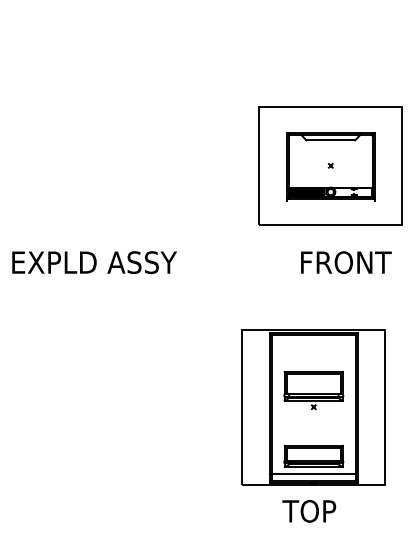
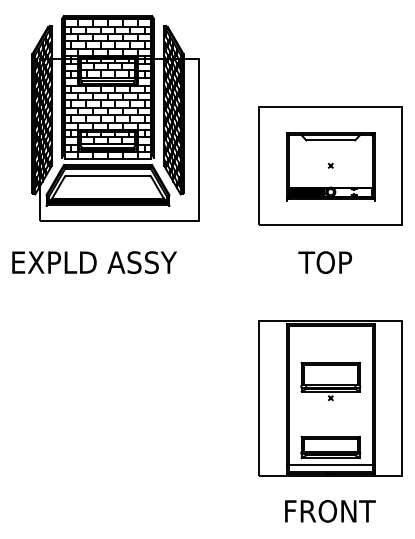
part: none -> present (115, 118)
text: FRONT -> TOP (344, 262)
part position: (313, 407) -> (330, 398) (330, 398)
text: TOP -> FRONT (328, 511)
